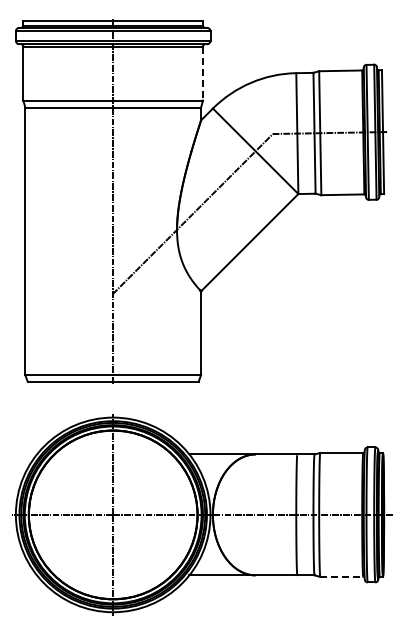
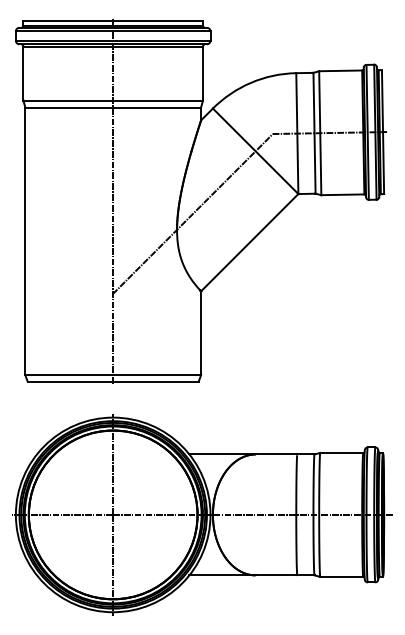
line: dashed -> solid (202, 74)
line: dashed -> solid (341, 576)
